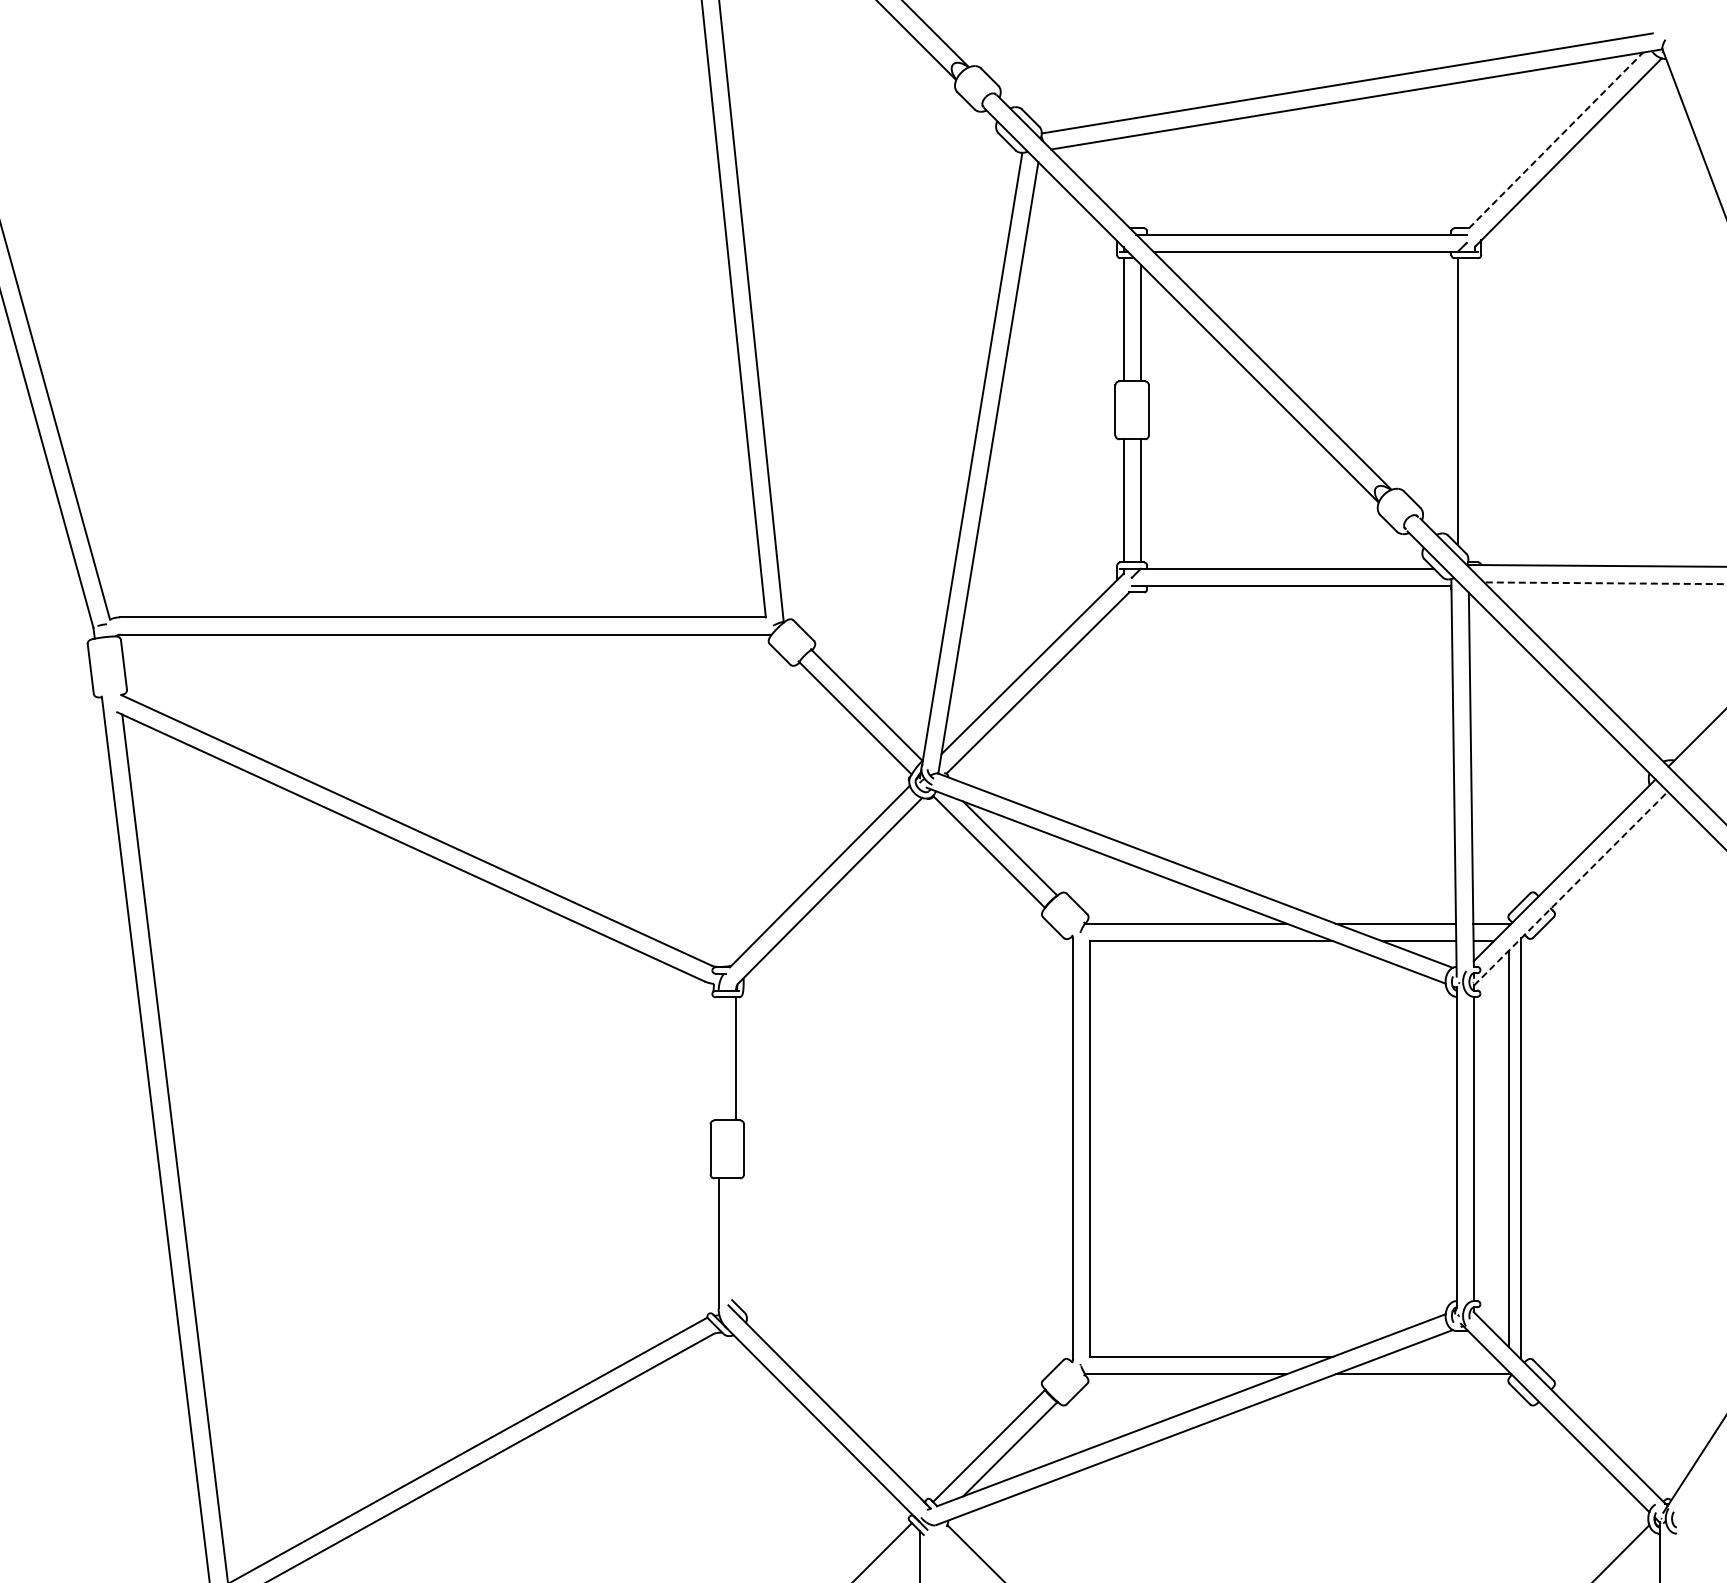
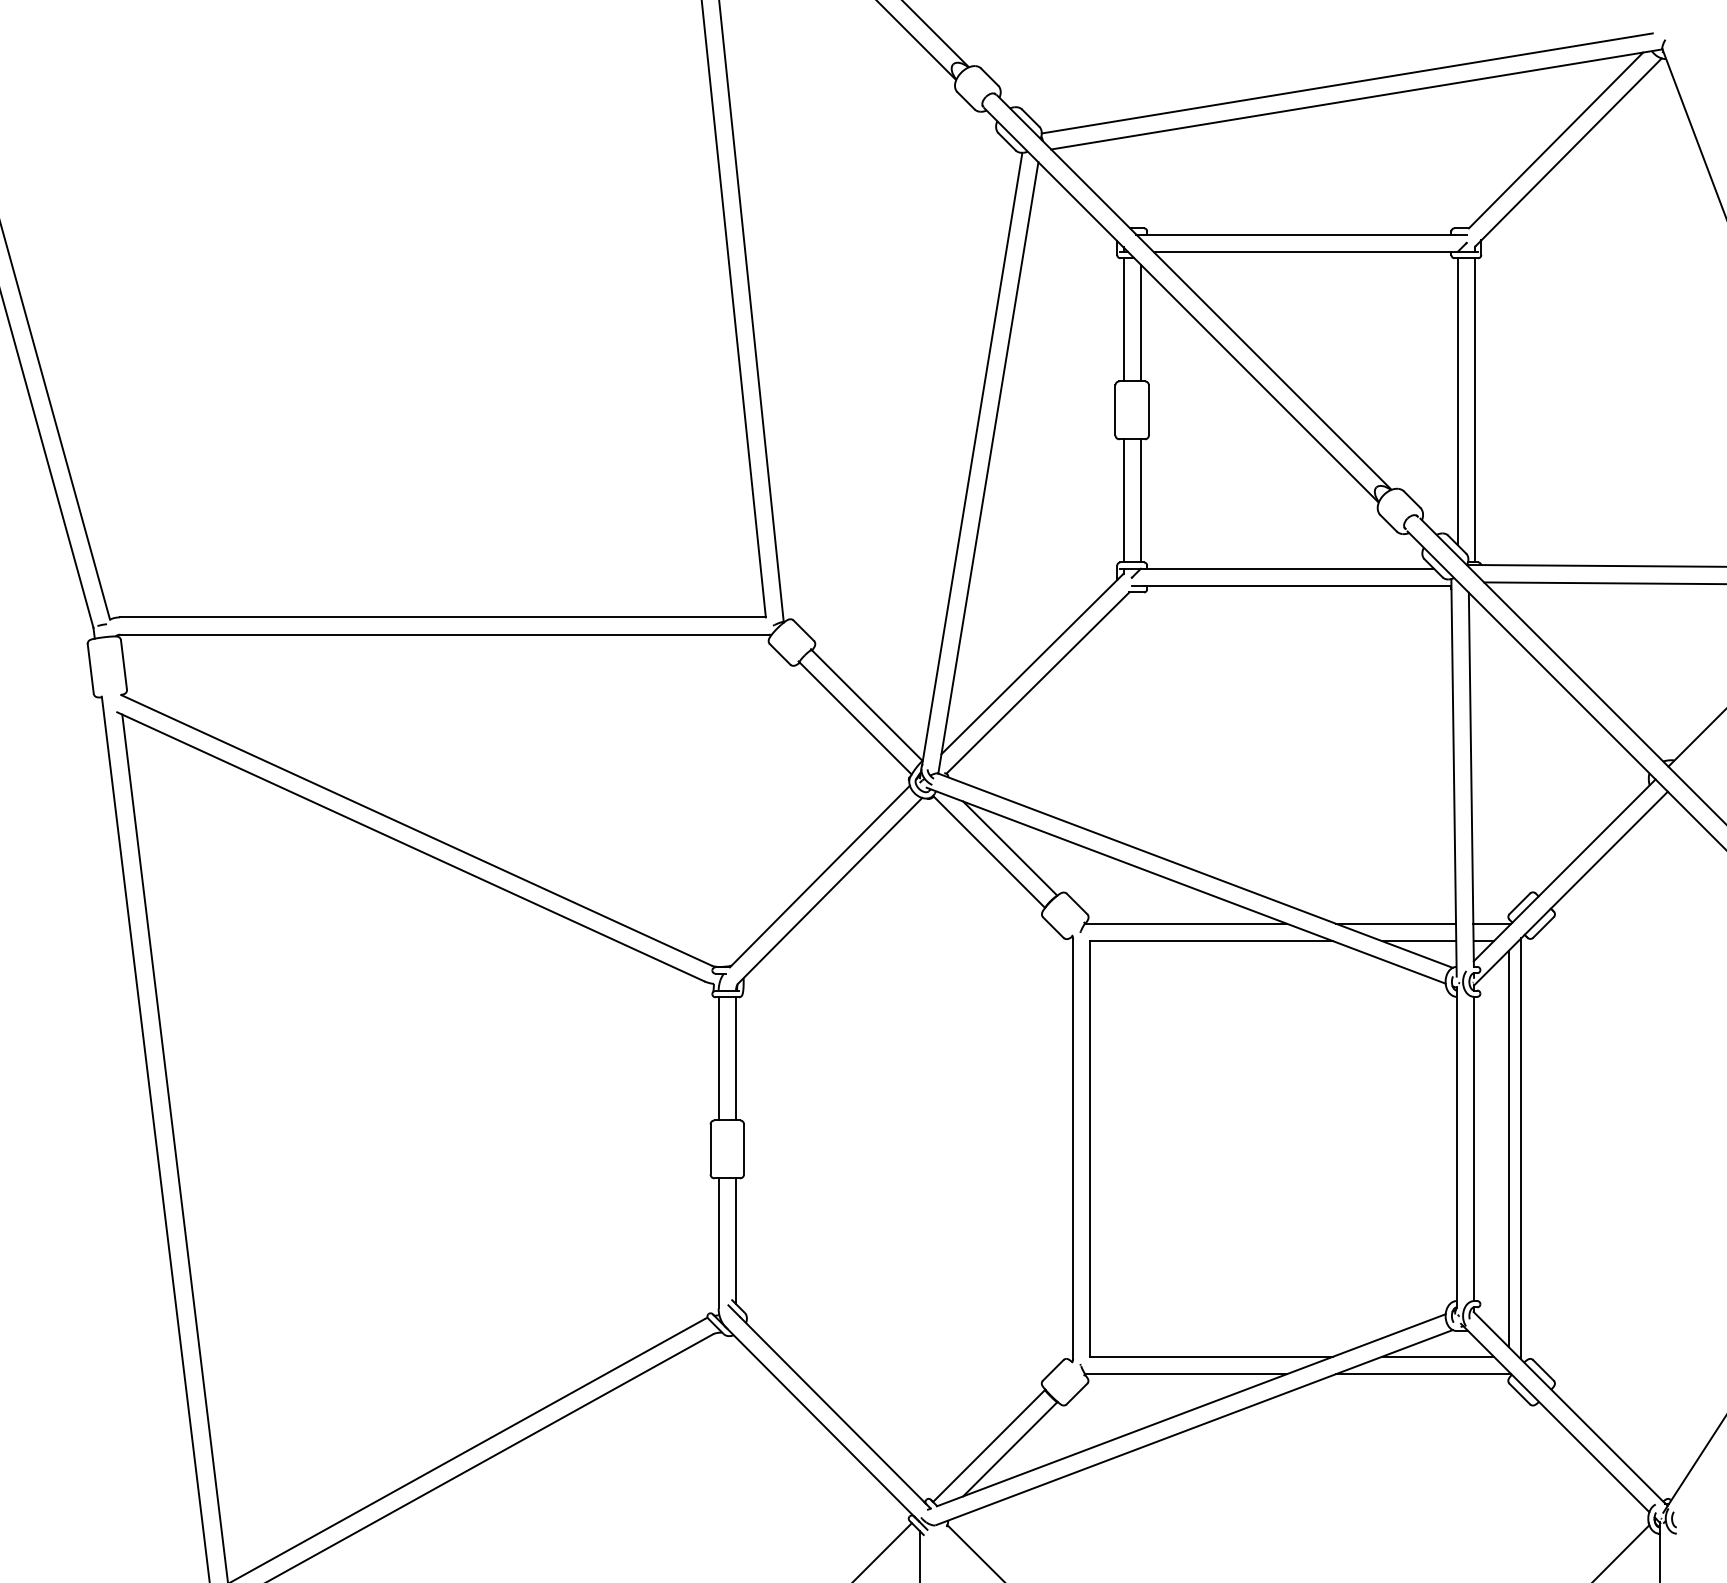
line: dashed -> solid (1556, 140)
line: none -> present (1475, 410)
line: dashed -> solid (1605, 583)
line: dashed -> solid (1570, 888)
line: none -> present (718, 1058)
line: none -> present (735, 1241)
line: none -> present (1437, 1356)
